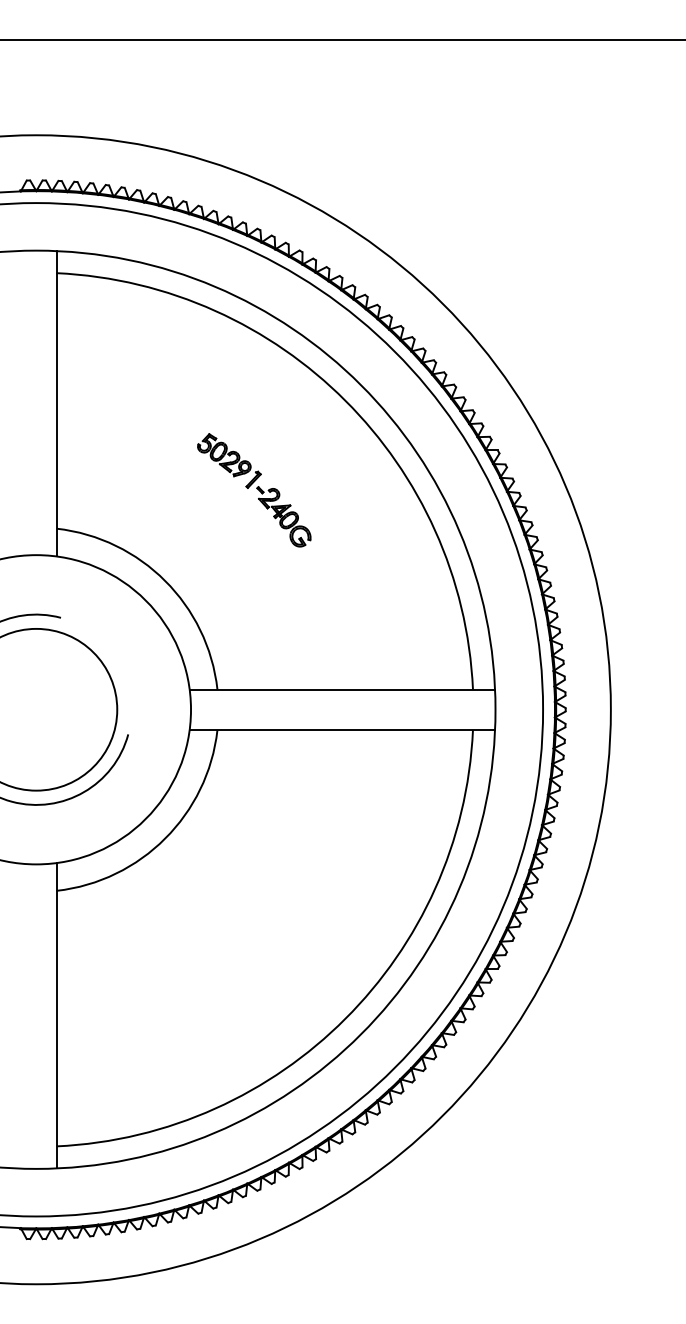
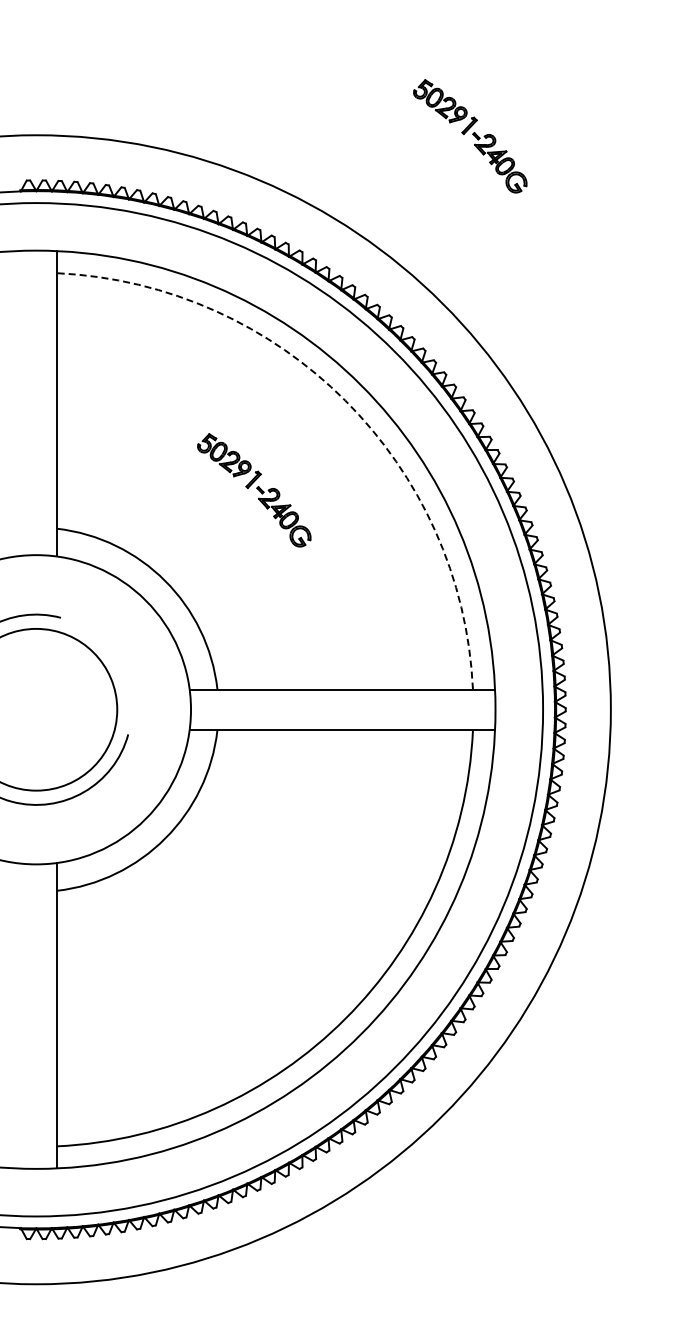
line: present -> none (342, 39)
part: none -> present (470, 136)
arc: solid -> dashed (345, 400)
